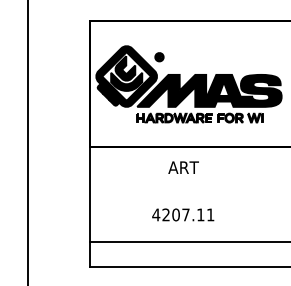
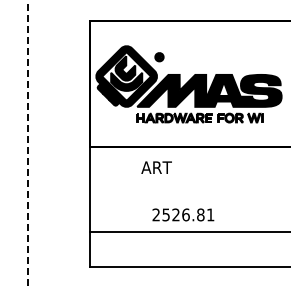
line: solid -> dashed (28, 142)
text position: (183, 167) -> (156, 167) (156, 167)
text: 4207.11 -> 2526.81 (178, 214)
line position: (188, 241) -> (188, 231) (188, 231)
